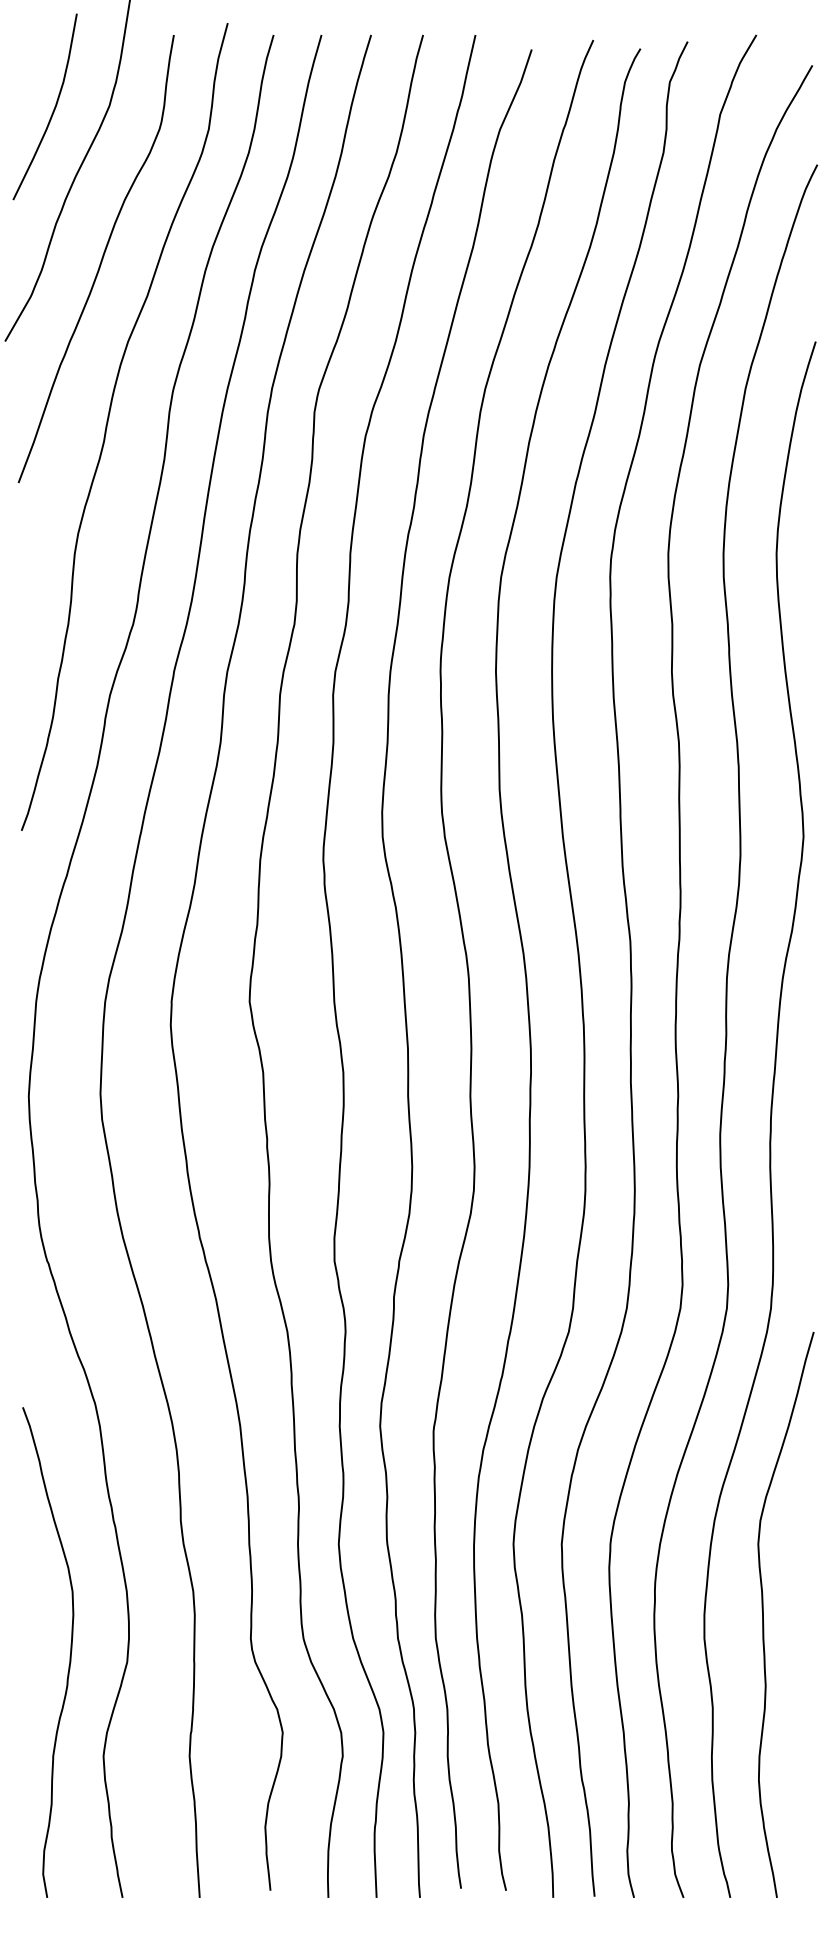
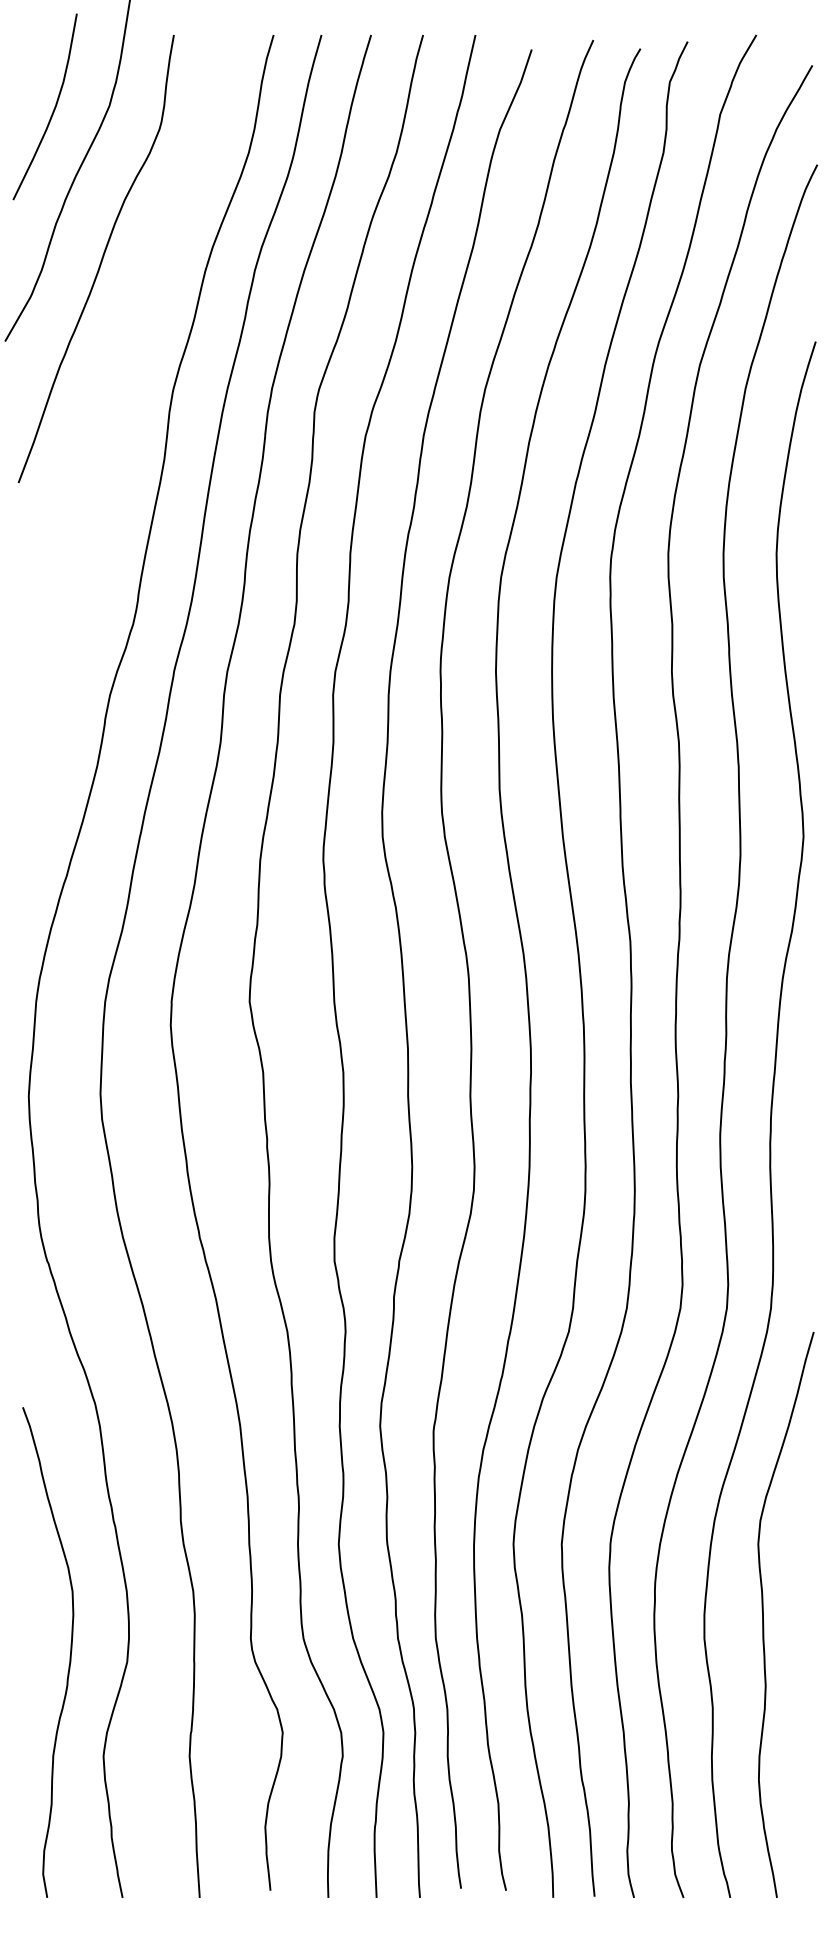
curve: present -> none (108, 423)
